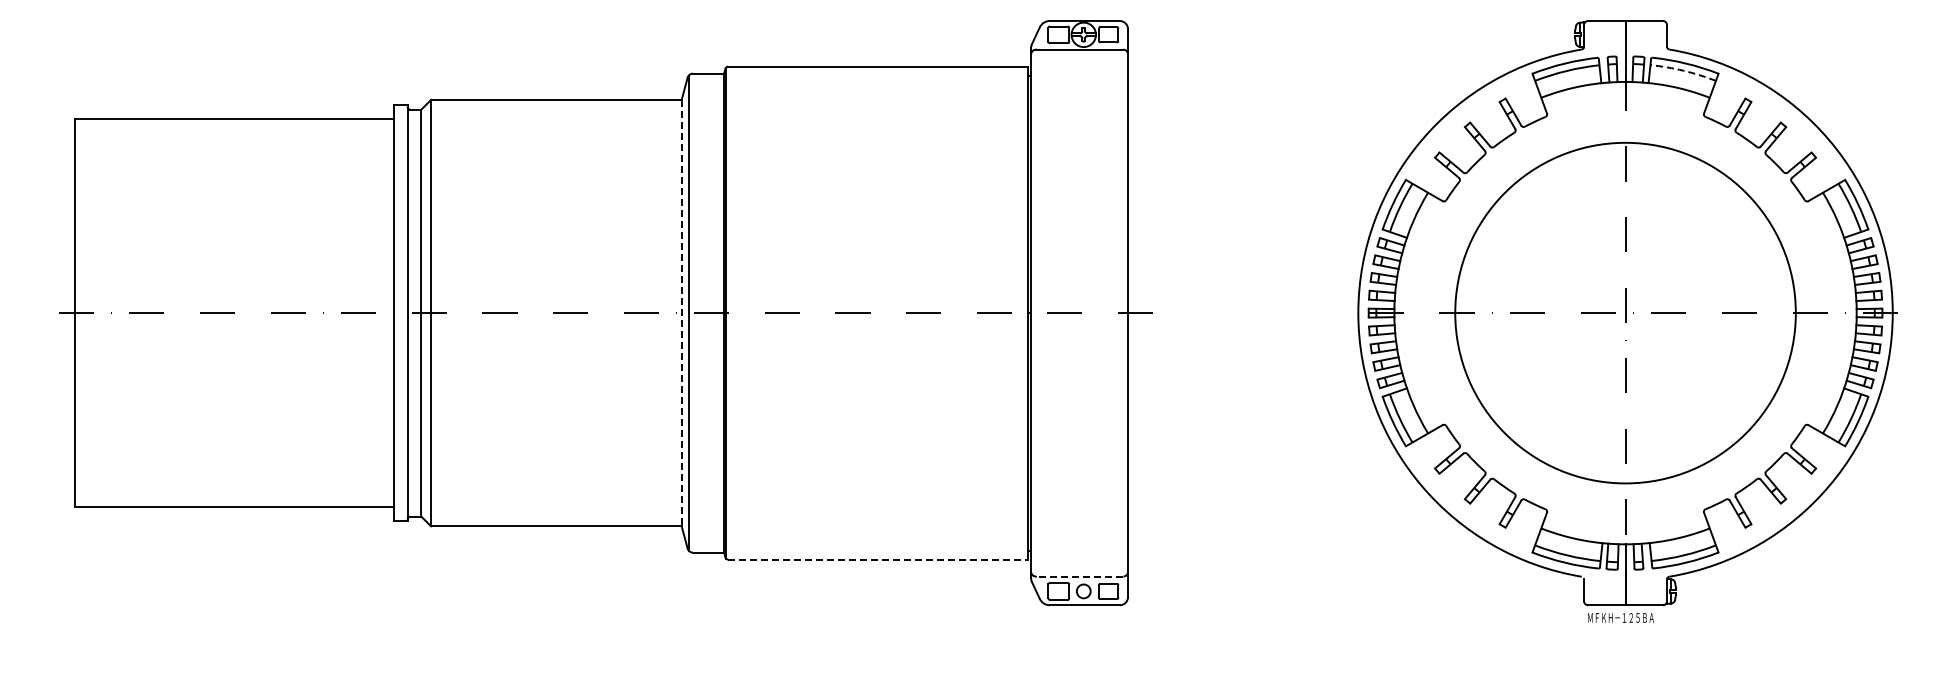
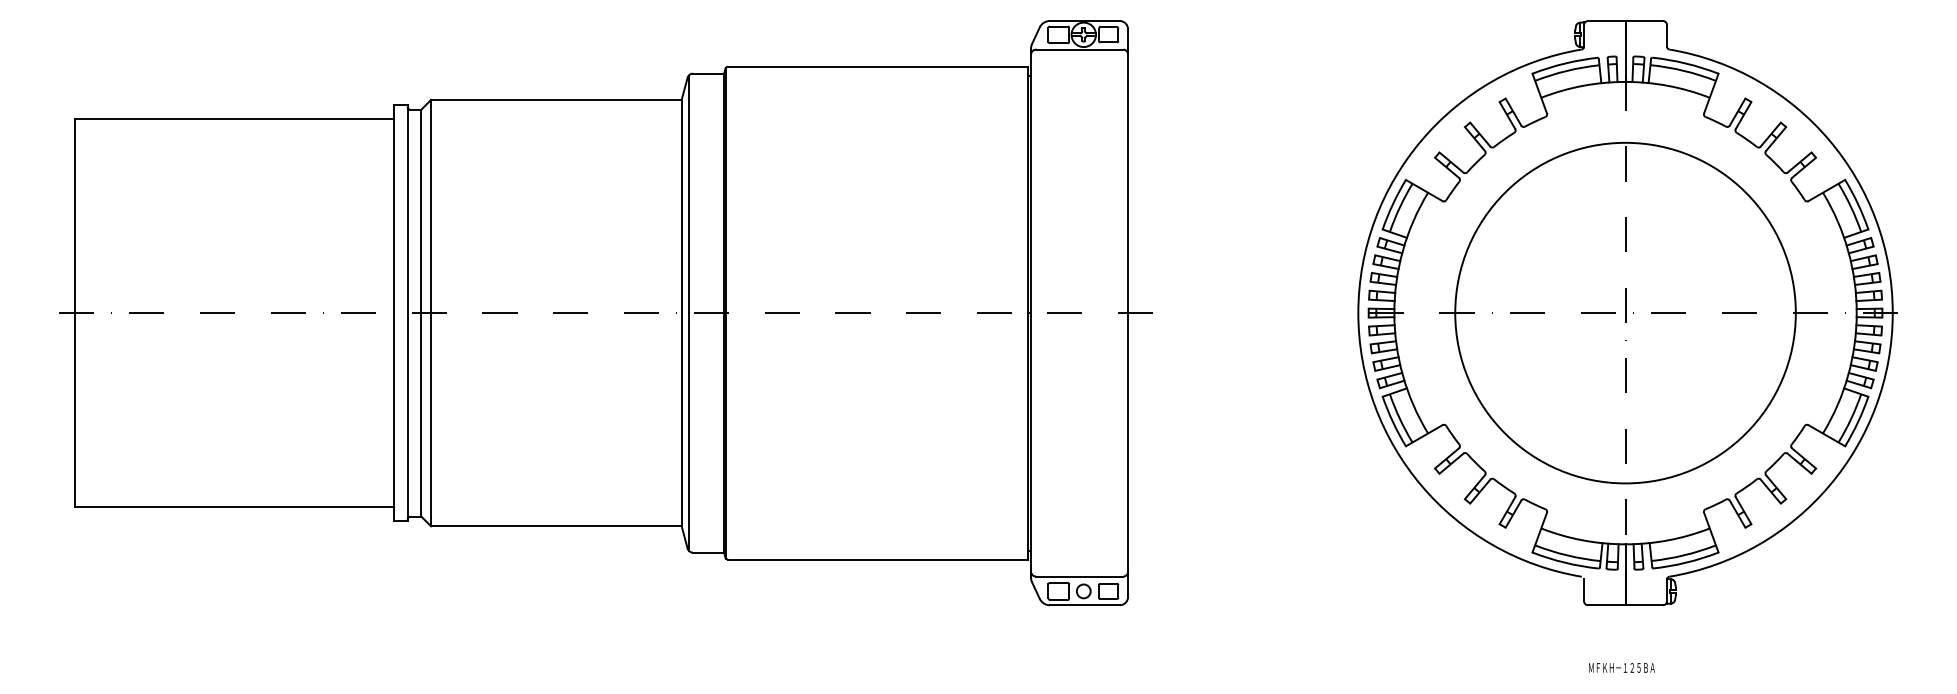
arc: dashed -> solid (1683, 70)
line: dashed -> solid (681, 313)
line: dashed -> solid (877, 559)
line: dashed -> solid (1079, 576)
text position: (1620, 617) -> (1621, 667) (1621, 667)
